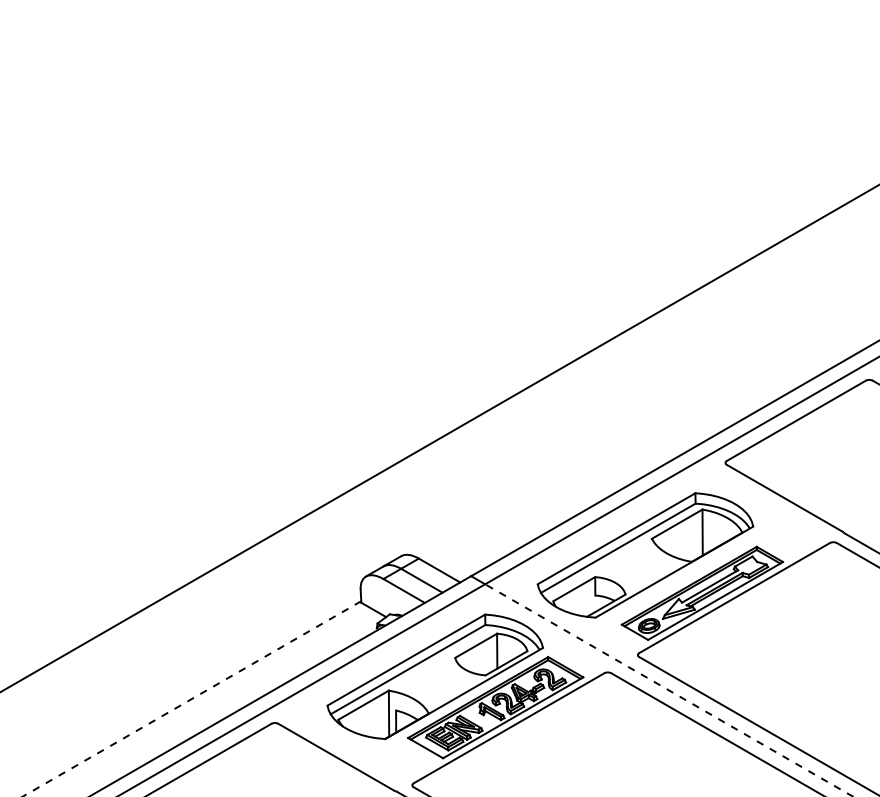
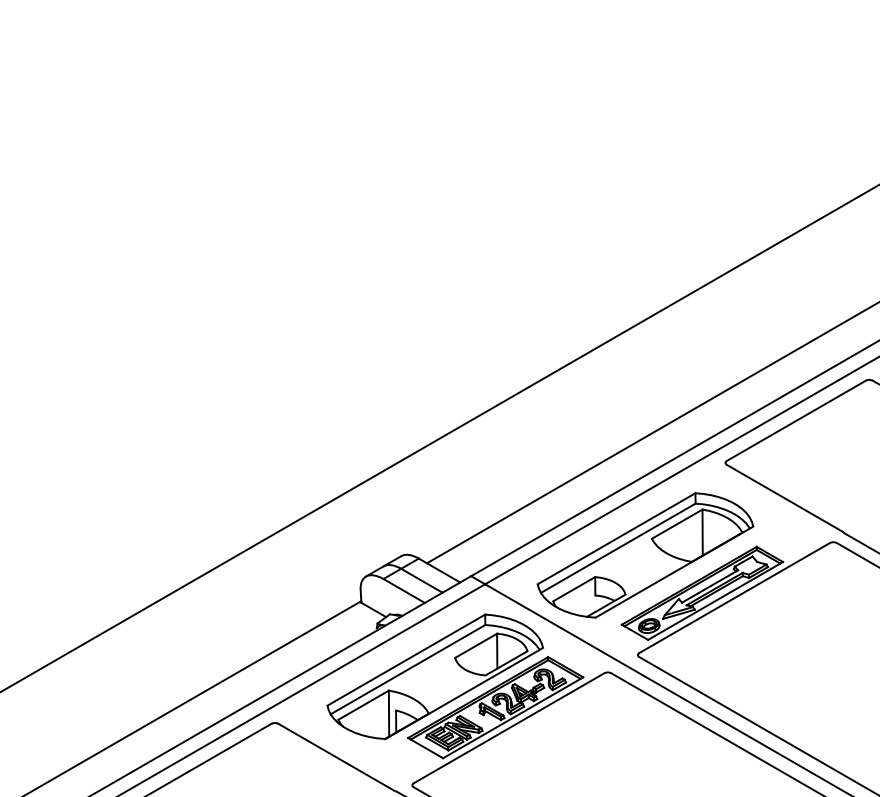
line: none -> present (651, 433)
line: dashed -> solid (668, 690)
line: dashed -> solid (191, 699)
